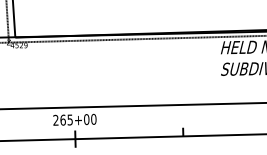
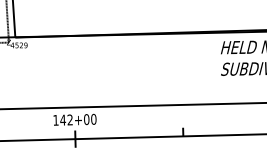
line: present -> none (135, 38)
text: 265+00 -> 142+00 (62, 119)
